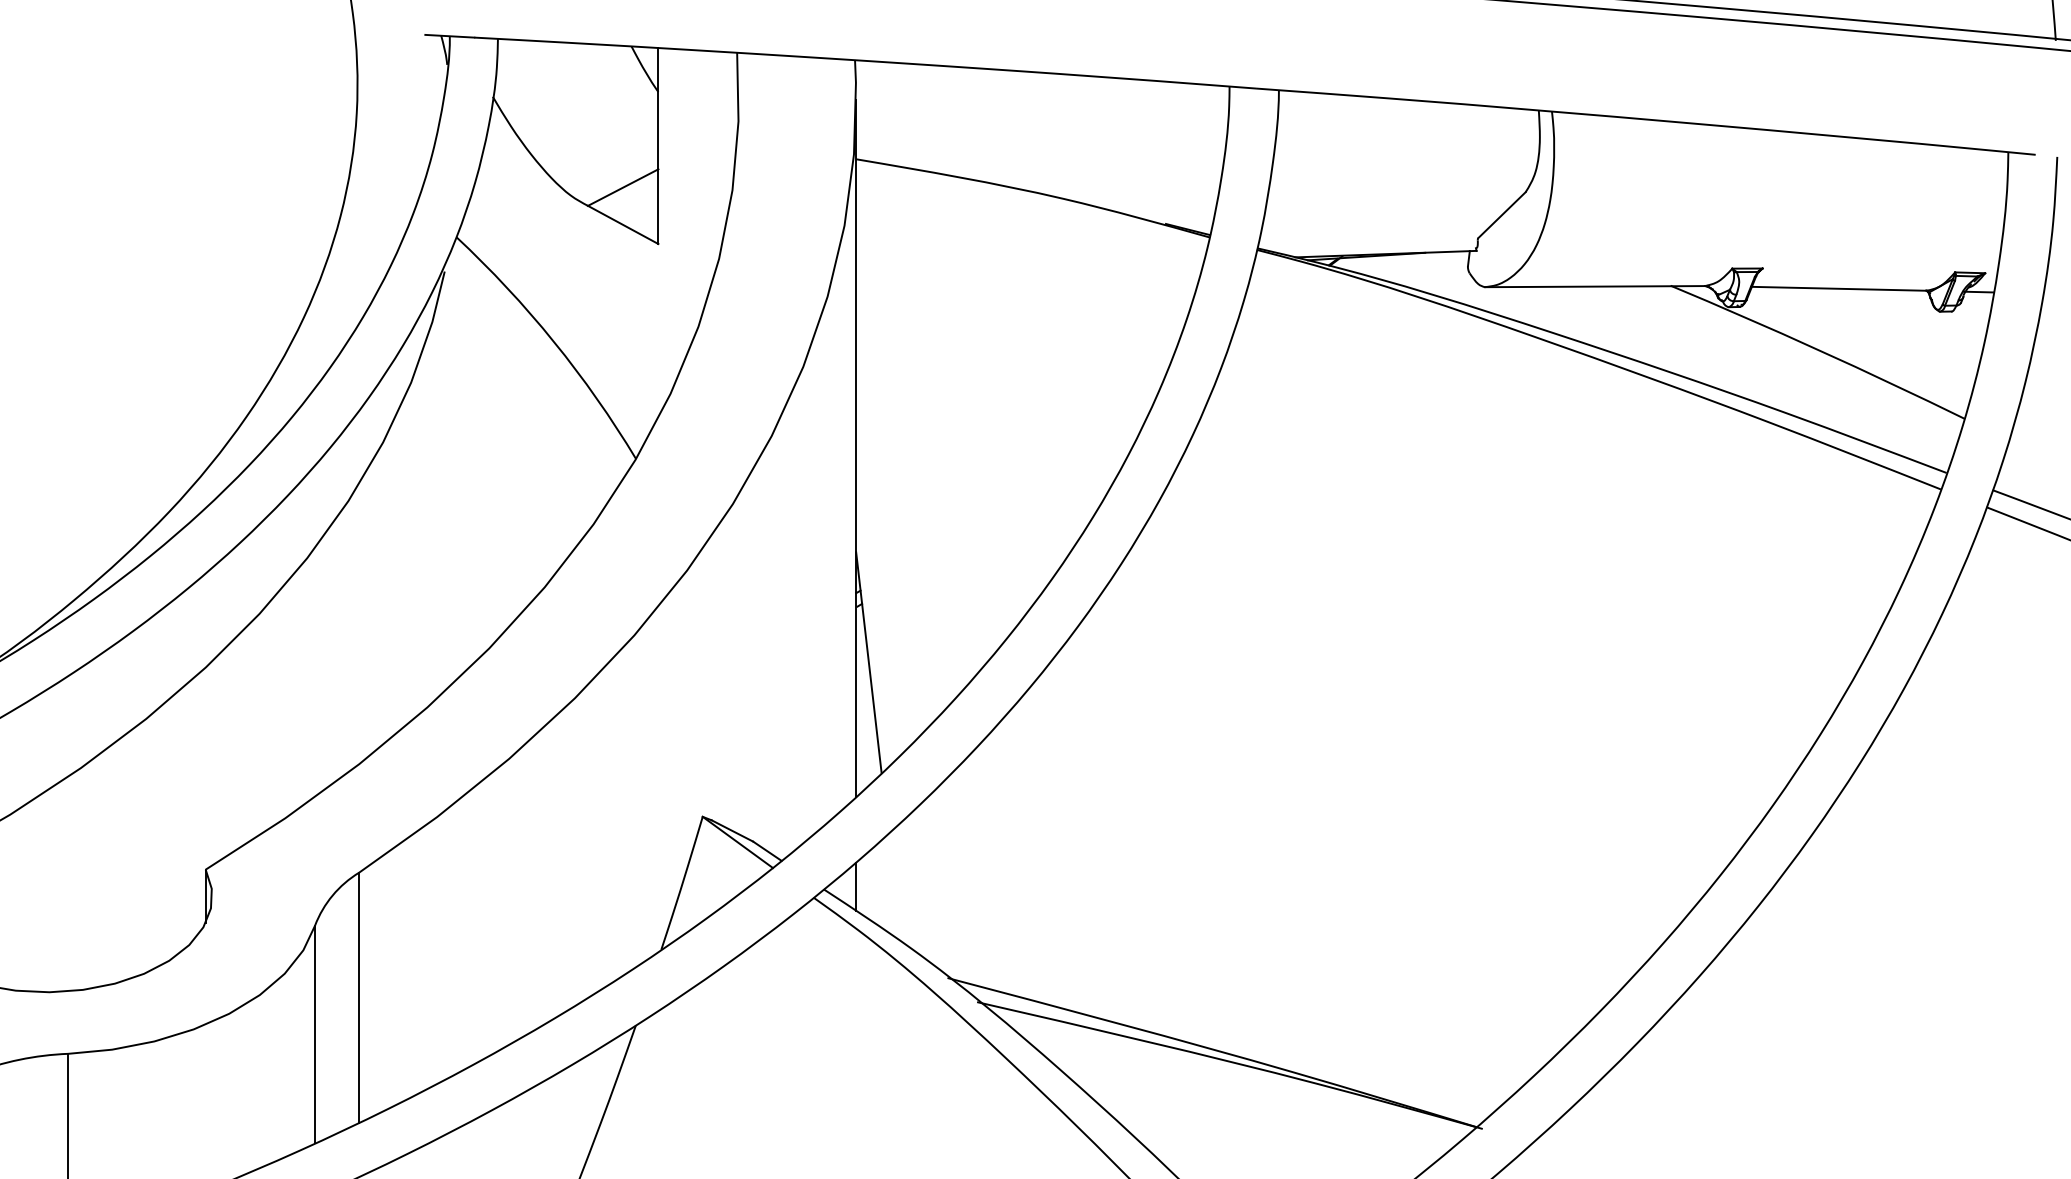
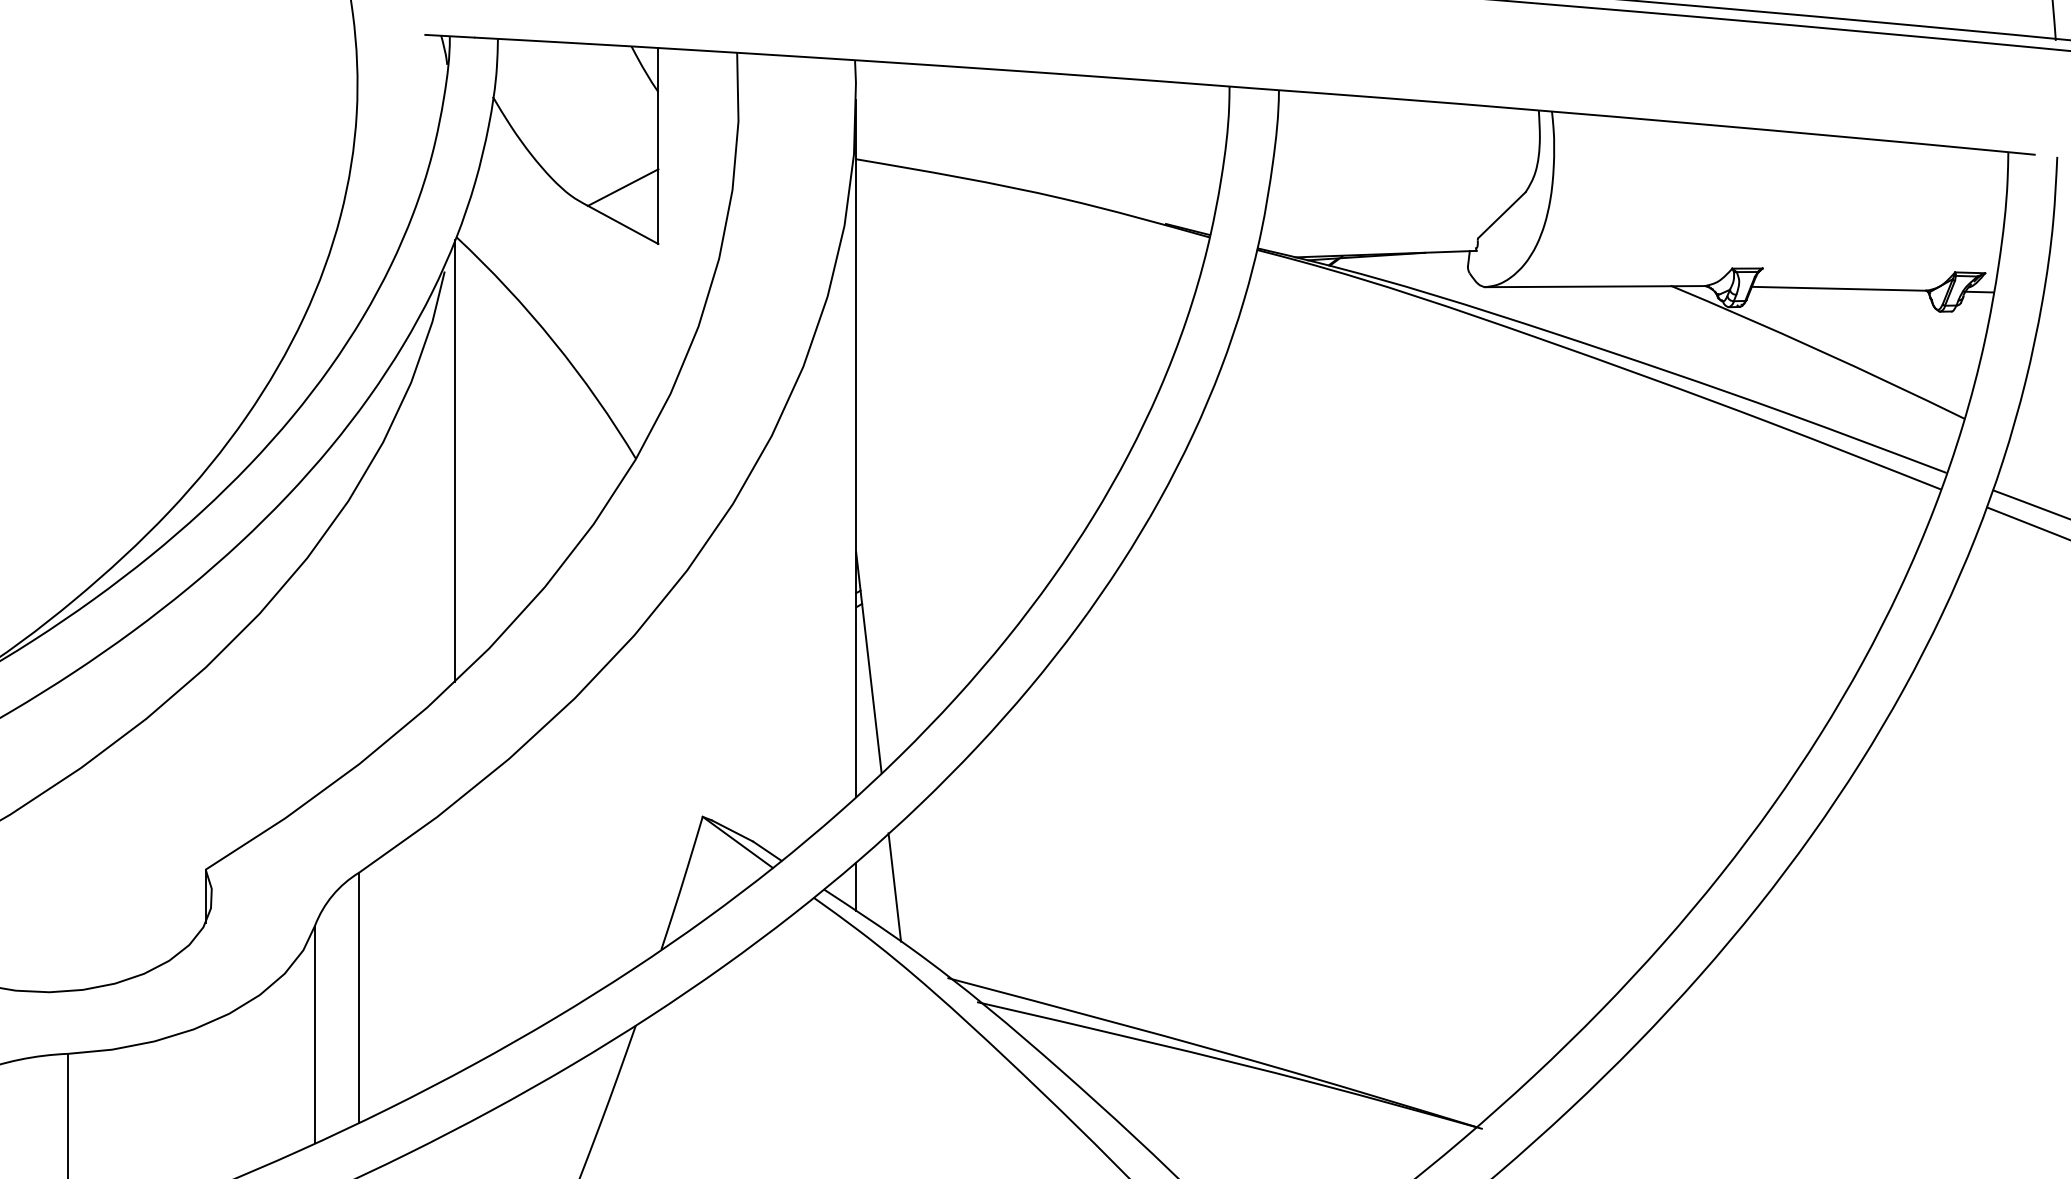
line: none -> present (455, 460)
line: none -> present (894, 887)
